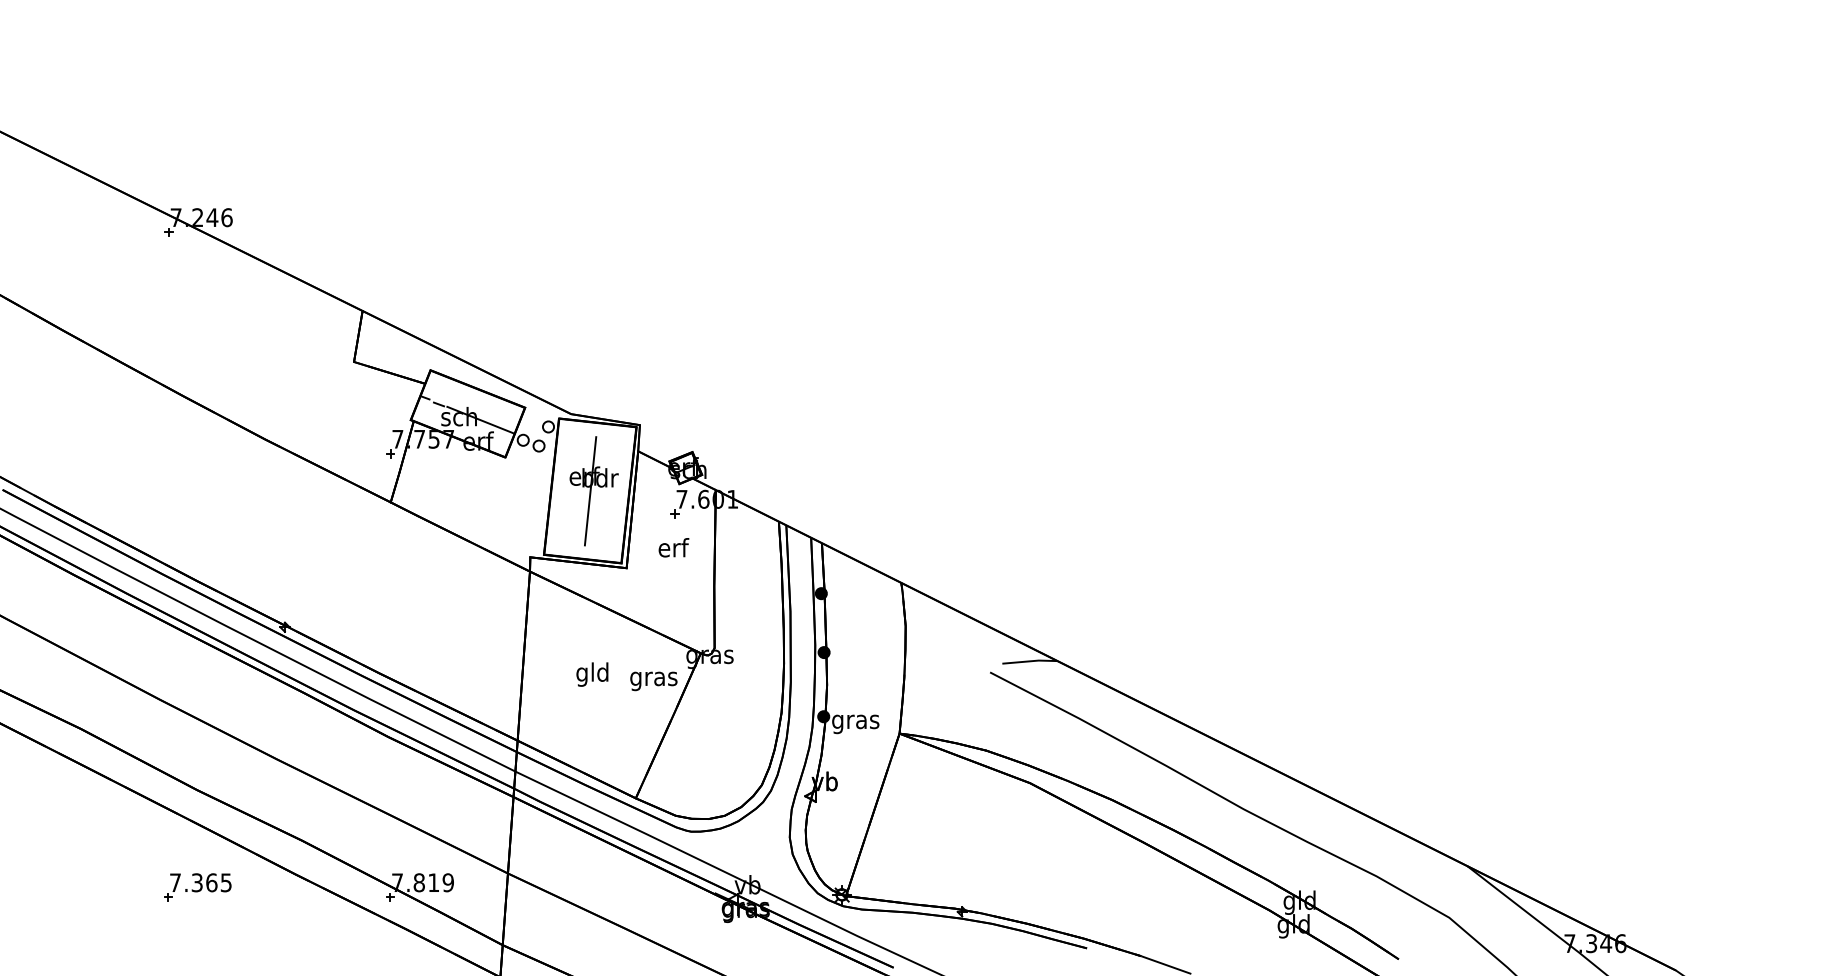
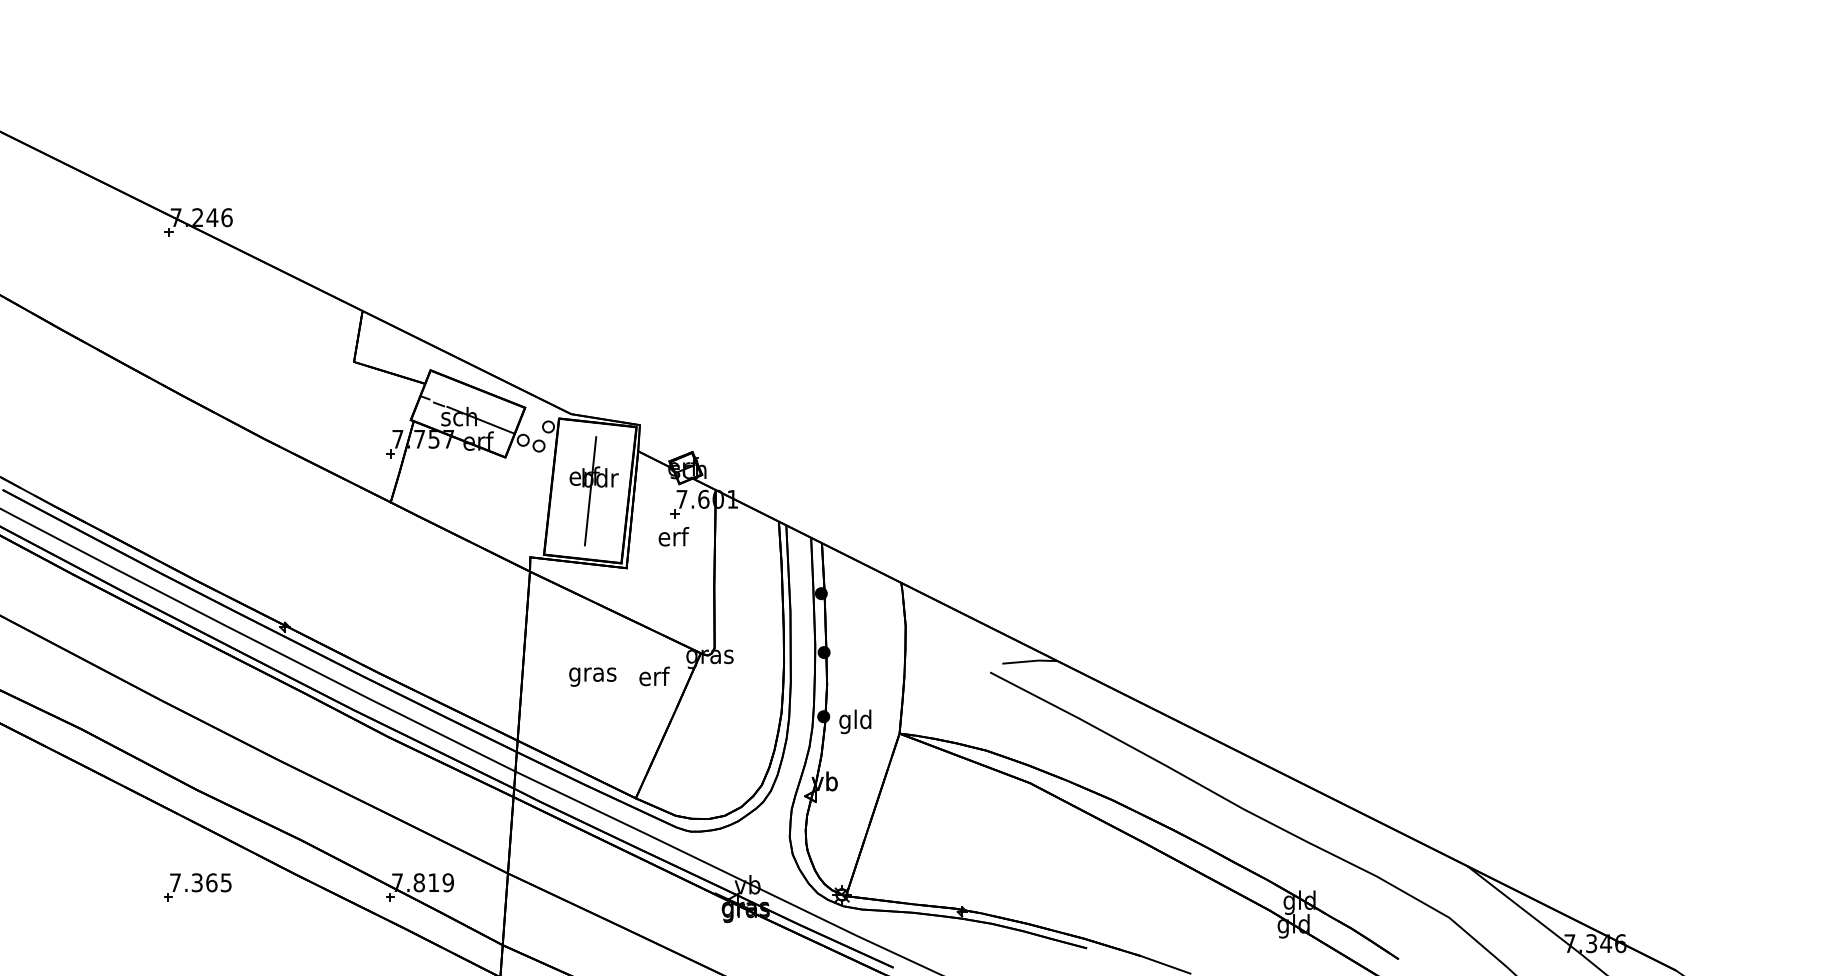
text position: (673, 547) -> (673, 536) (673, 536)
text: gld -> gras (592, 674)
text: gras -> erf (653, 678)
text: gras -> gld (855, 721)
